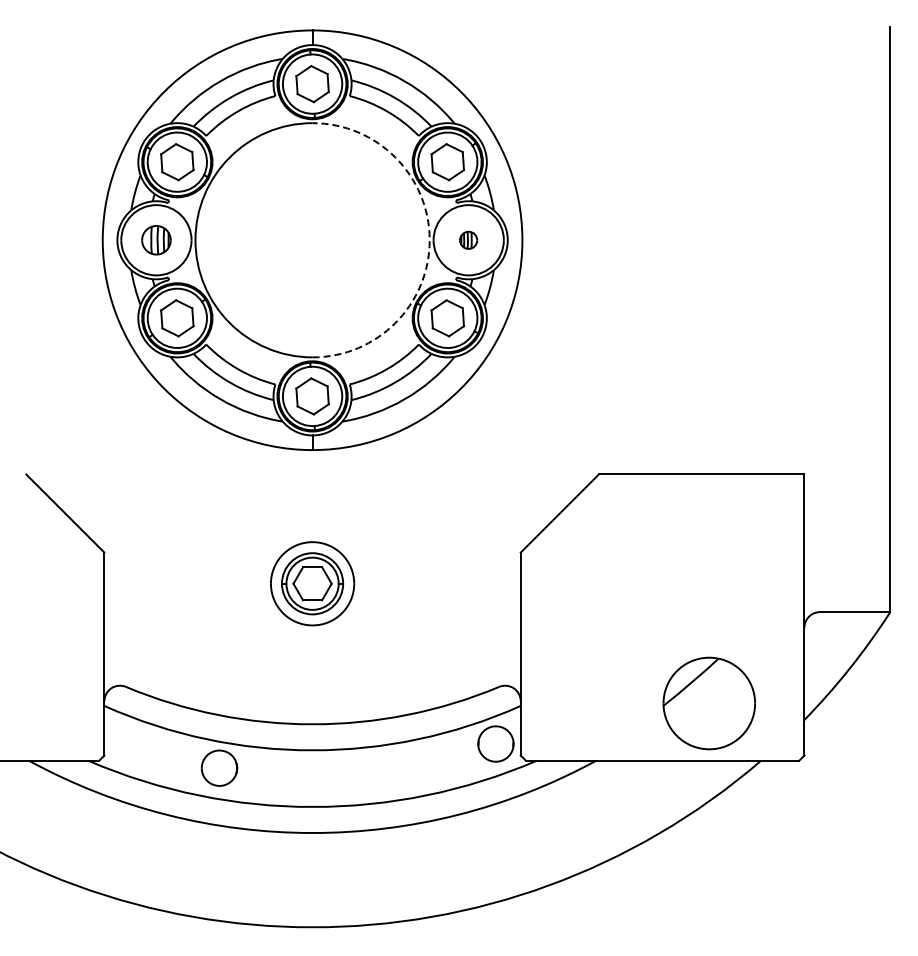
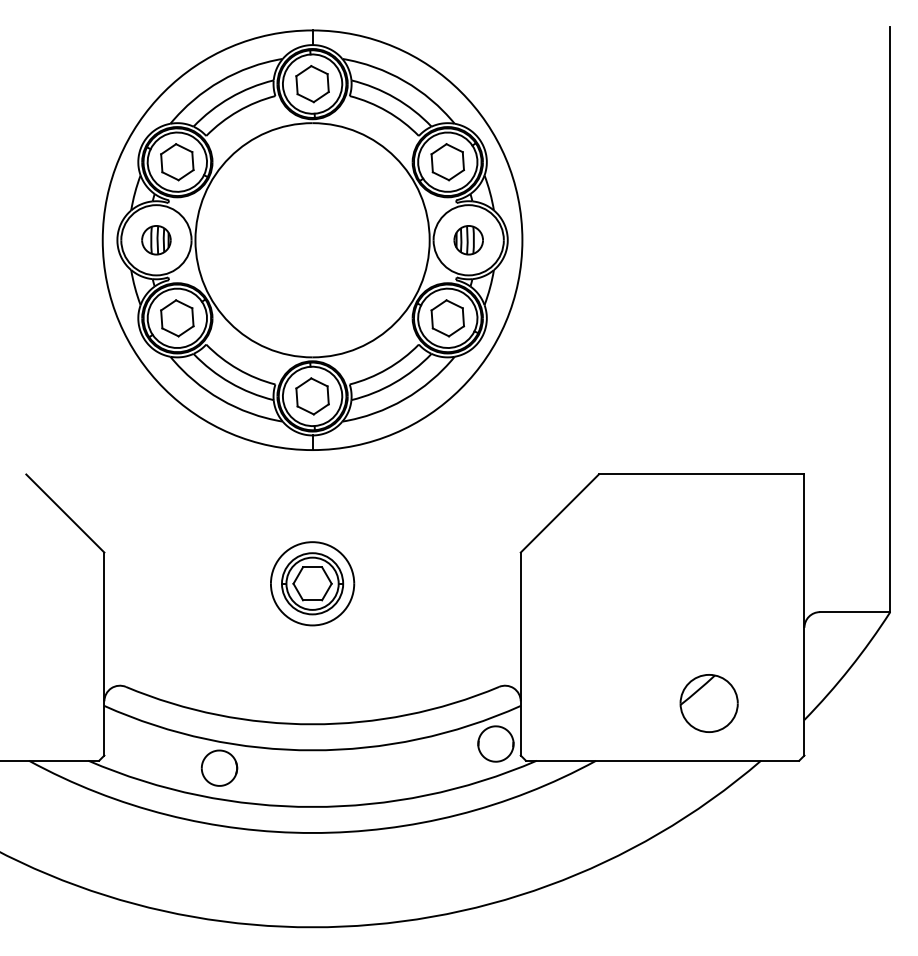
part size: 20x20 px -> 31x31 px (468, 240)
arc: dashed -> solid (429, 240)
part size: 94x95 px -> 60x59 px (708, 703)
